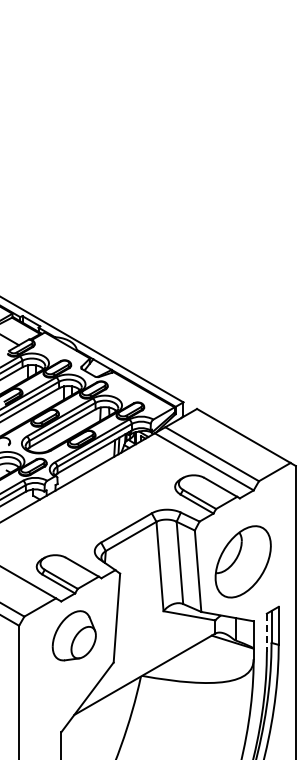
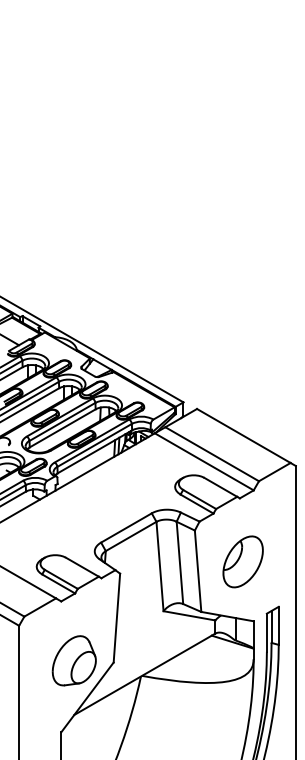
part size: 58x74 px -> 42x54 px (242, 561)
line: dashed -> solid (266, 633)
part position: (73, 635) -> (73, 660) (73, 660)
